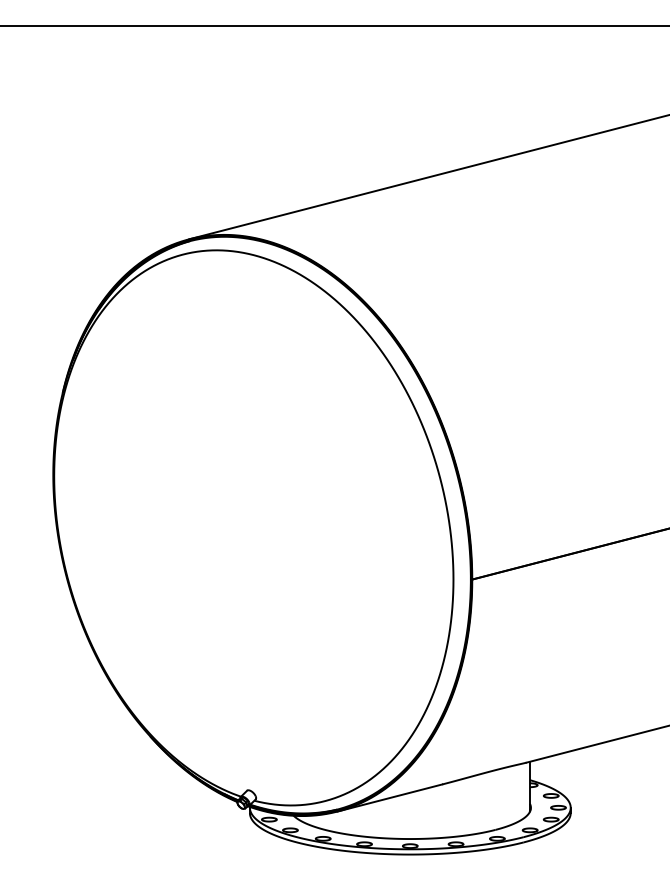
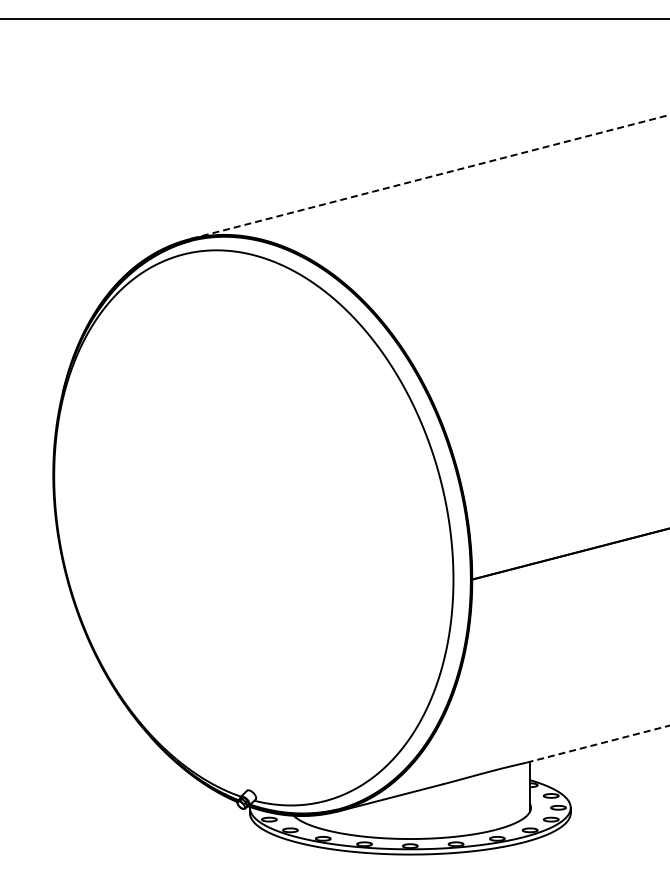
line position: (334, 26) -> (334, 19) (334, 19)
line: solid -> dashed (428, 177)
line: solid -> dashed (598, 744)
